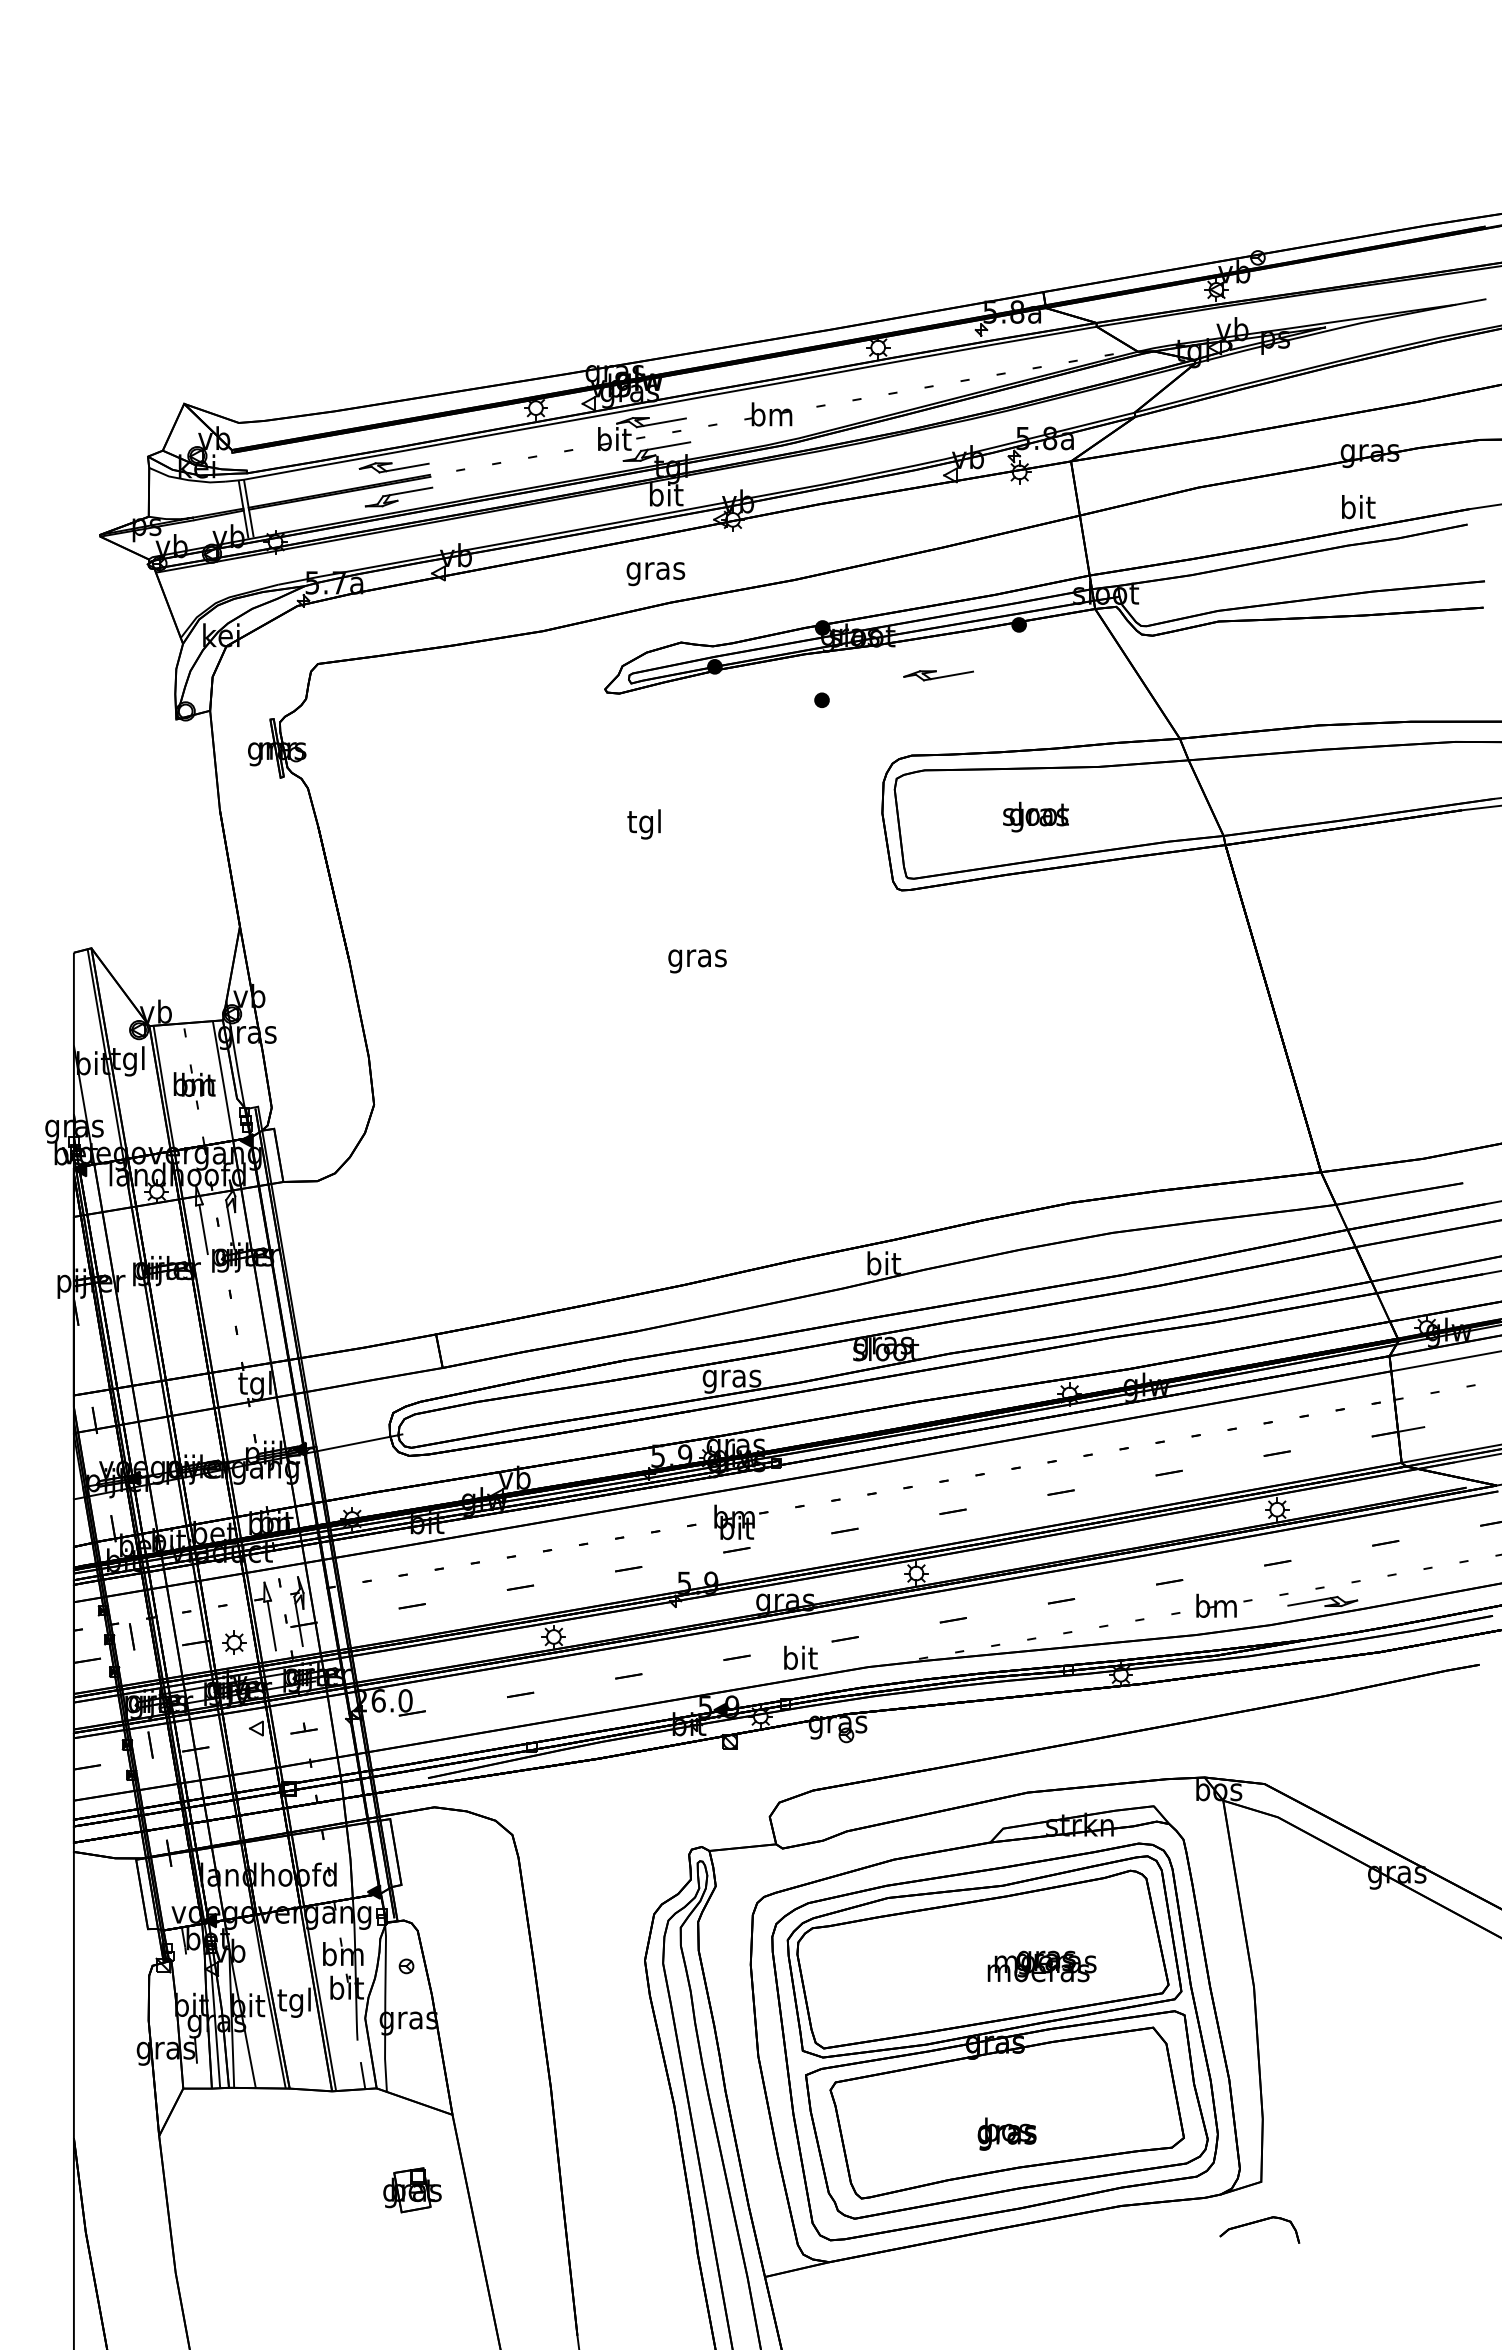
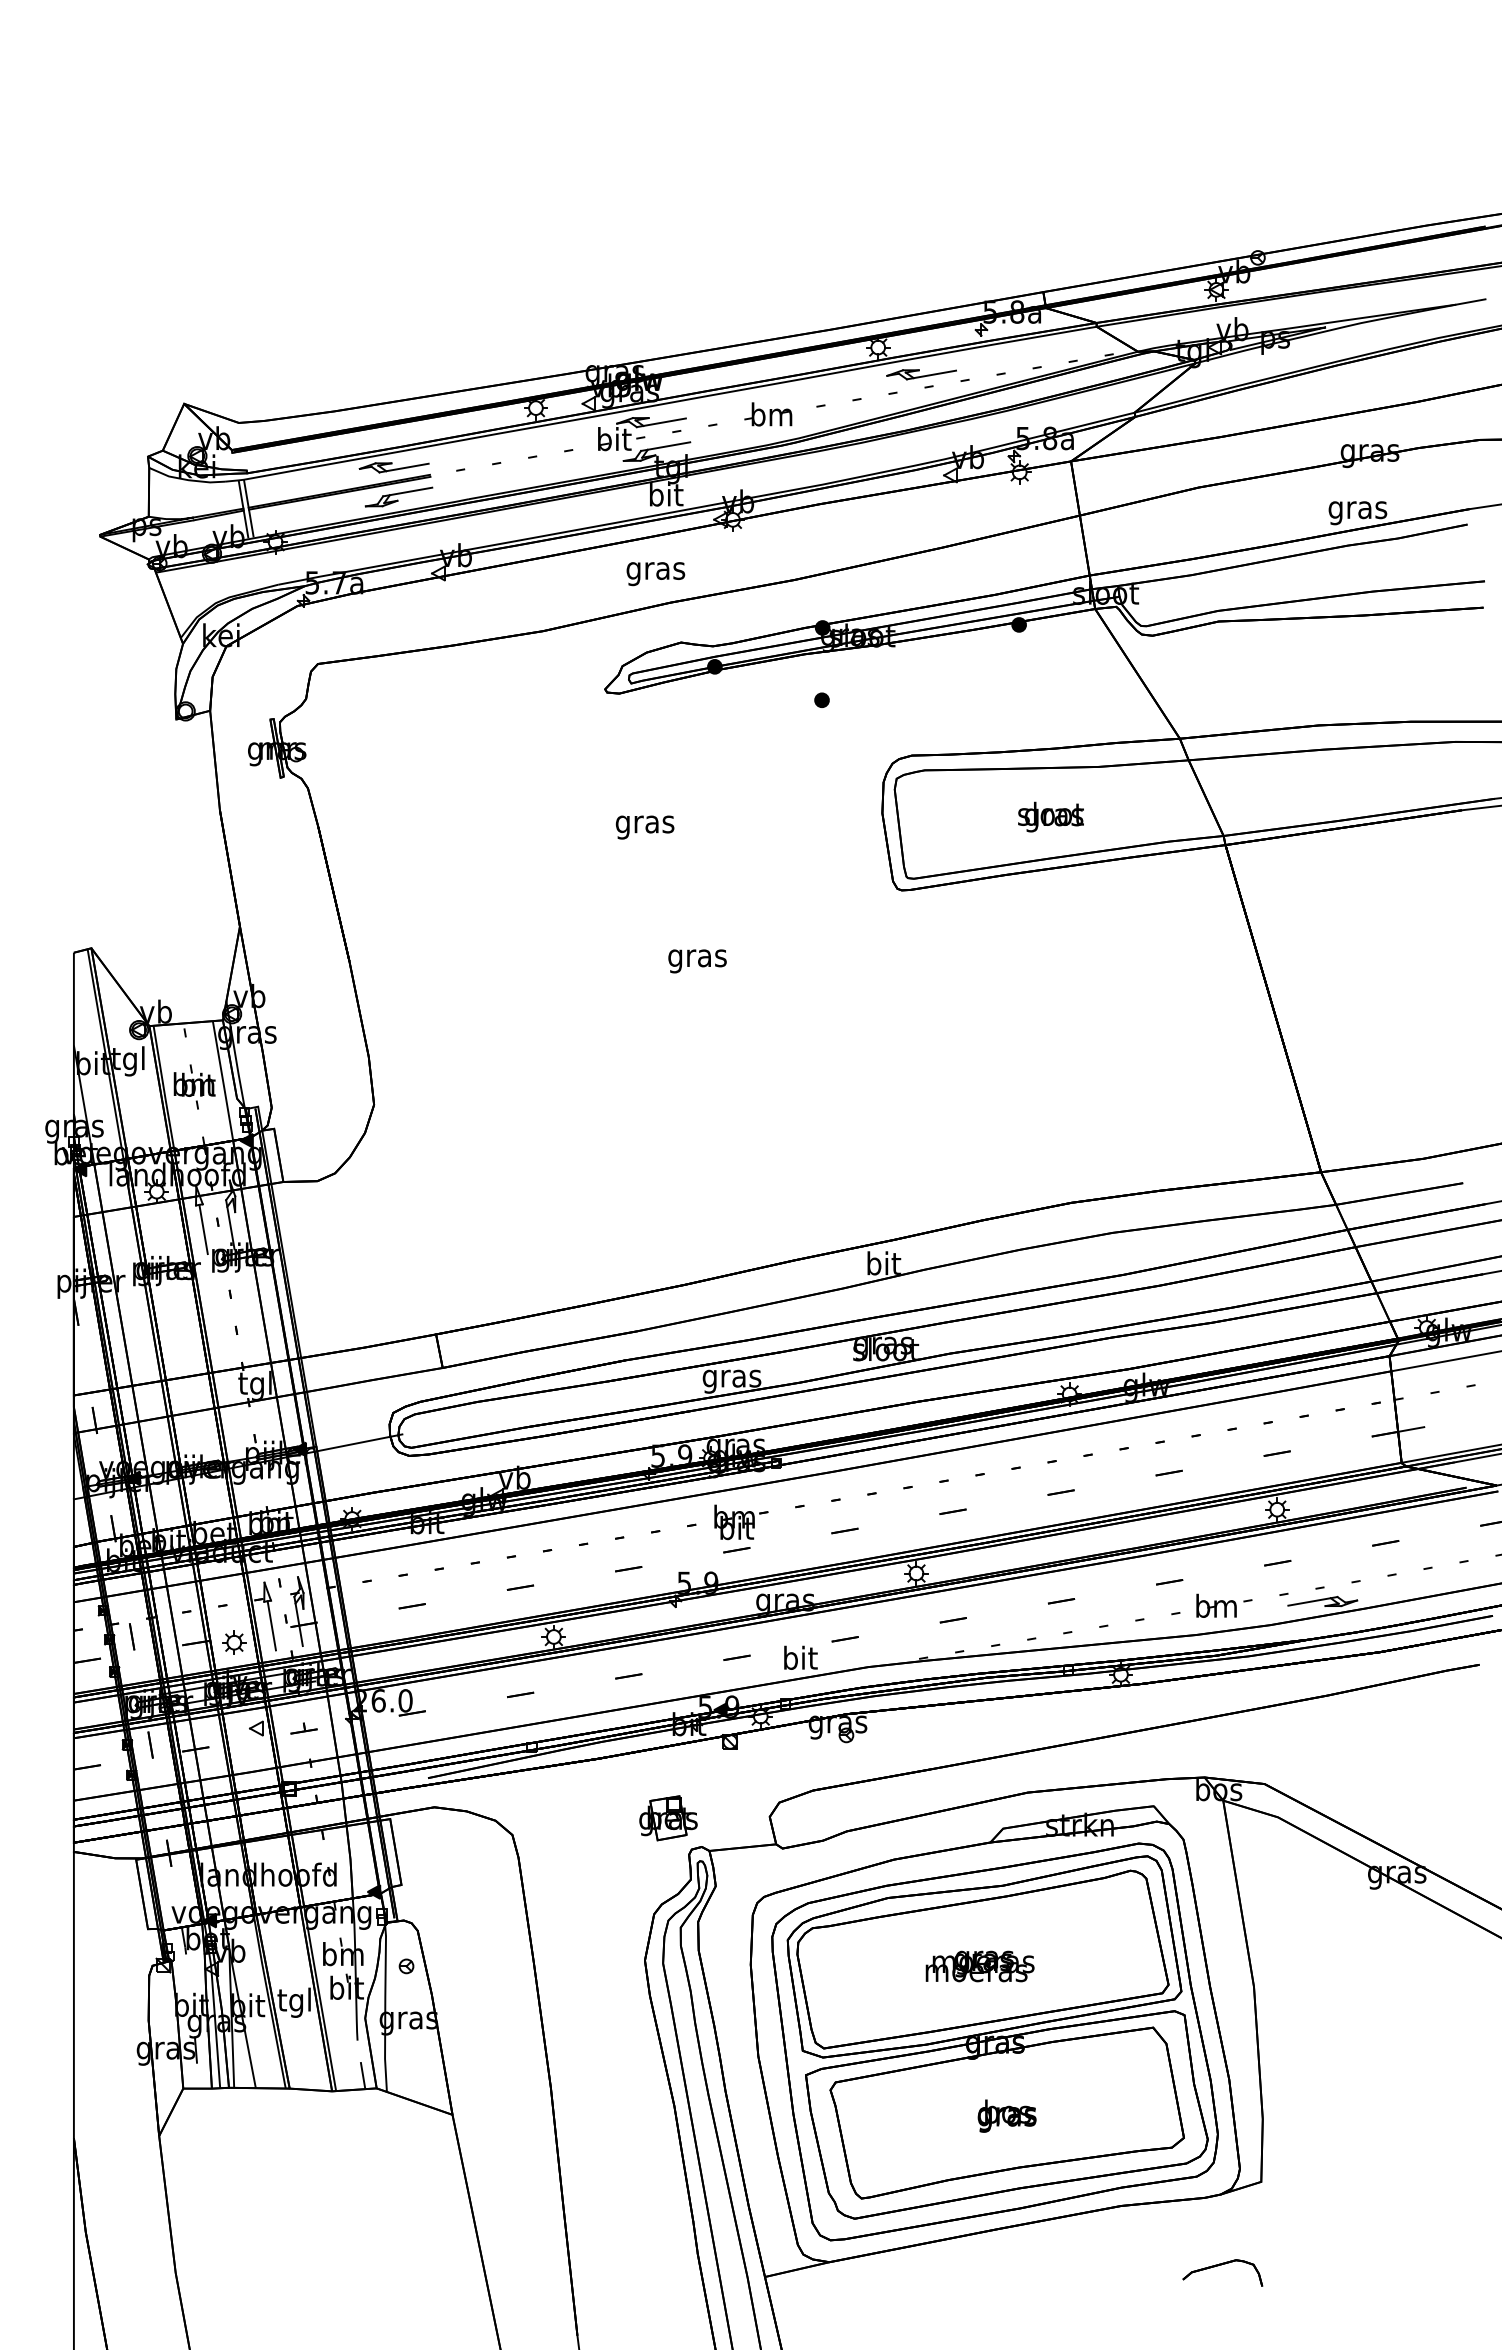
text: bit -> gras (1357, 510)
part position: (938, 675) -> (921, 374) (921, 374)
text position: (1035, 816) -> (1050, 816) (1050, 816)
text: tgl -> gras (644, 824)
text position: (1041, 1966) -> (979, 1966) (979, 1966)
text position: (1006, 2133) -> (1006, 2115) (1006, 2115)
part position: (412, 2190) -> (668, 1818) (668, 1818)
part position: (1258, 2222) -> (1221, 2265) (1221, 2265)
